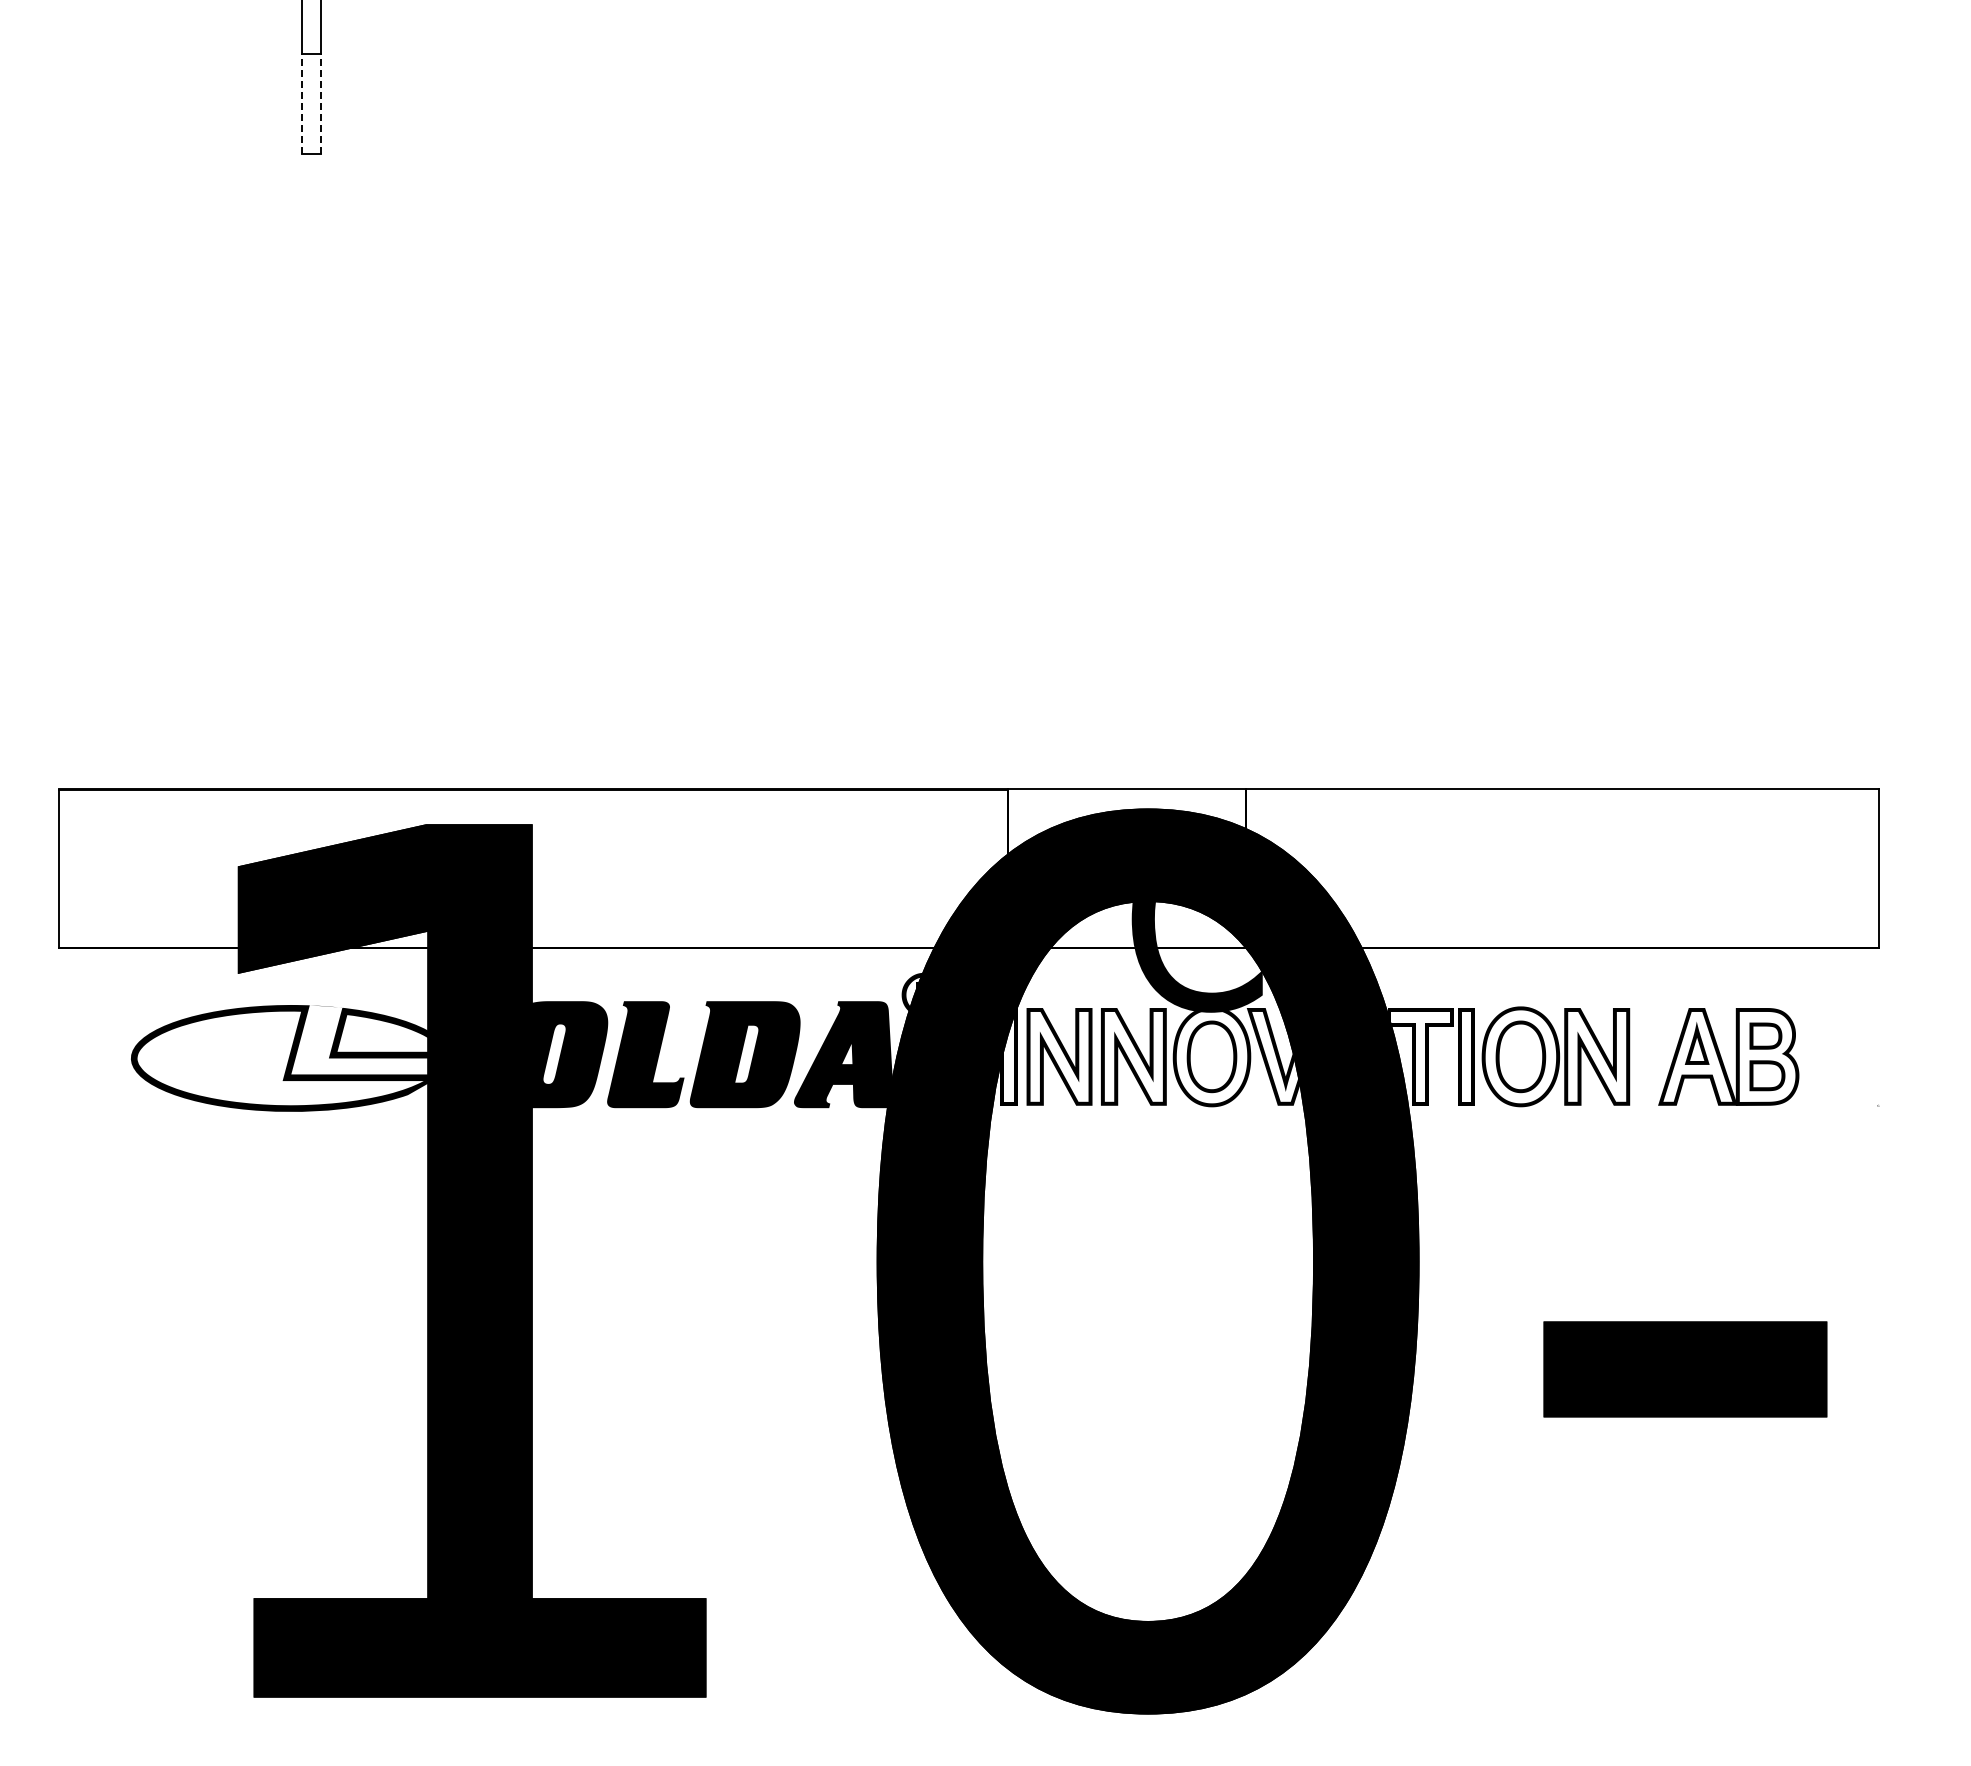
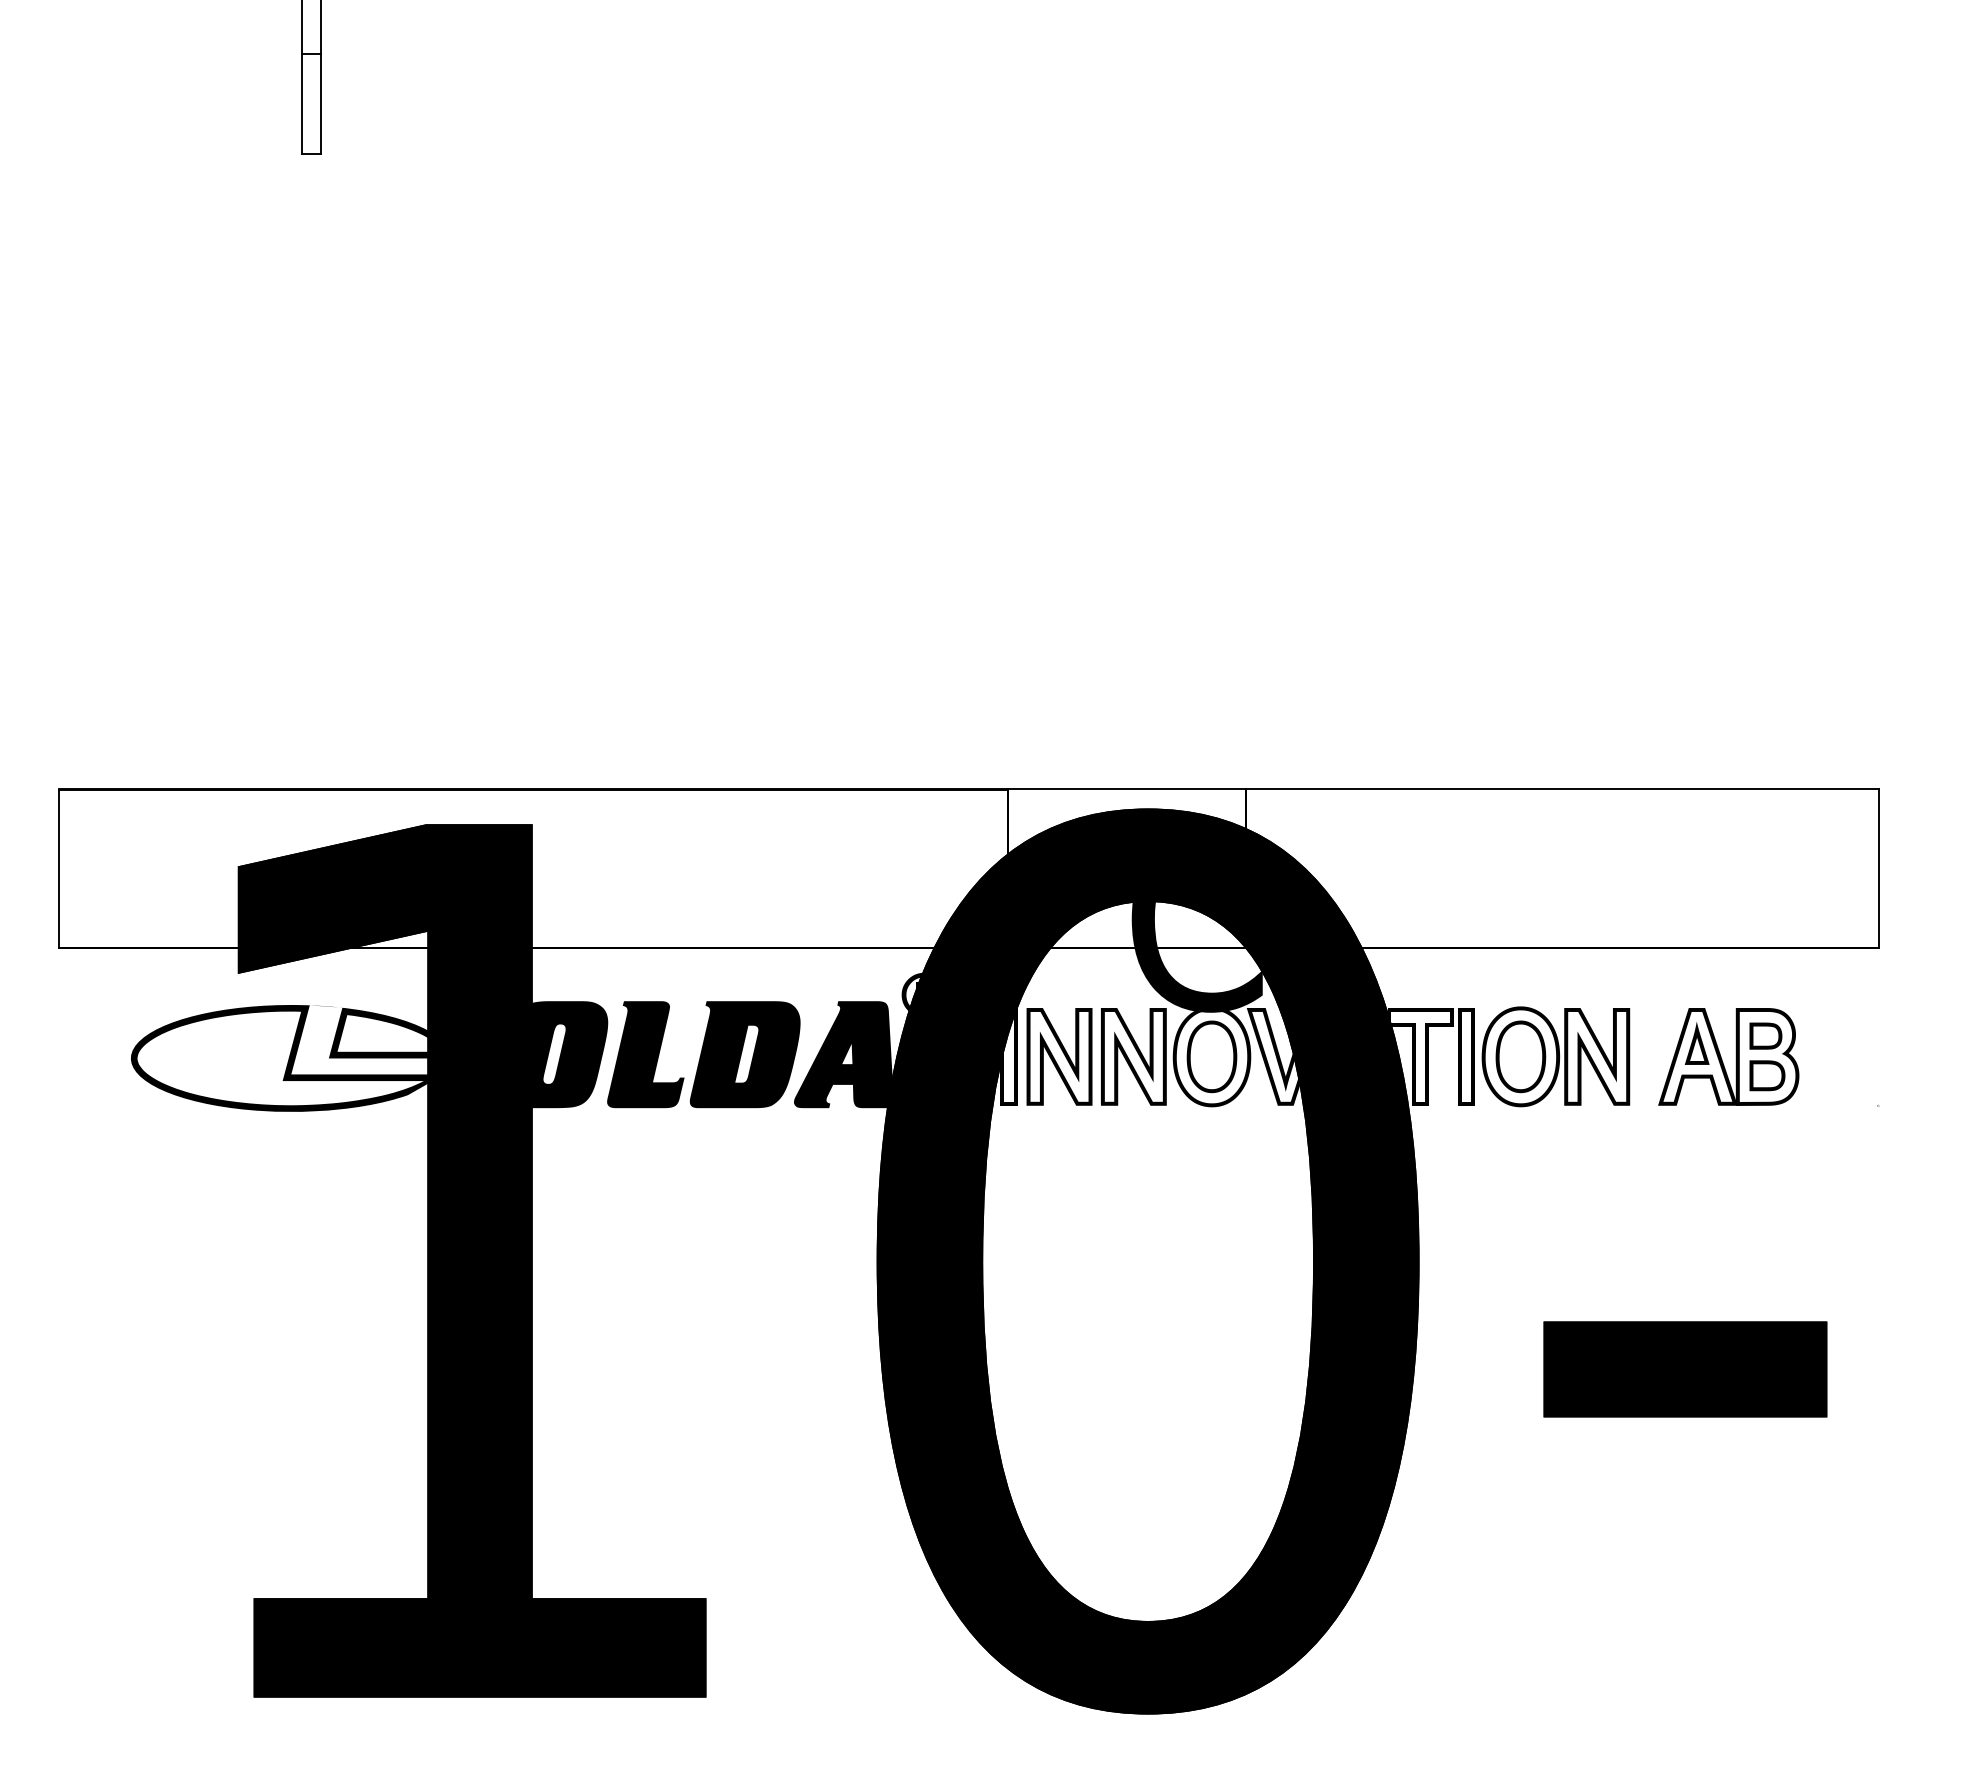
line: dashed -> solid (302, 104)
line: dashed -> solid (320, 104)
